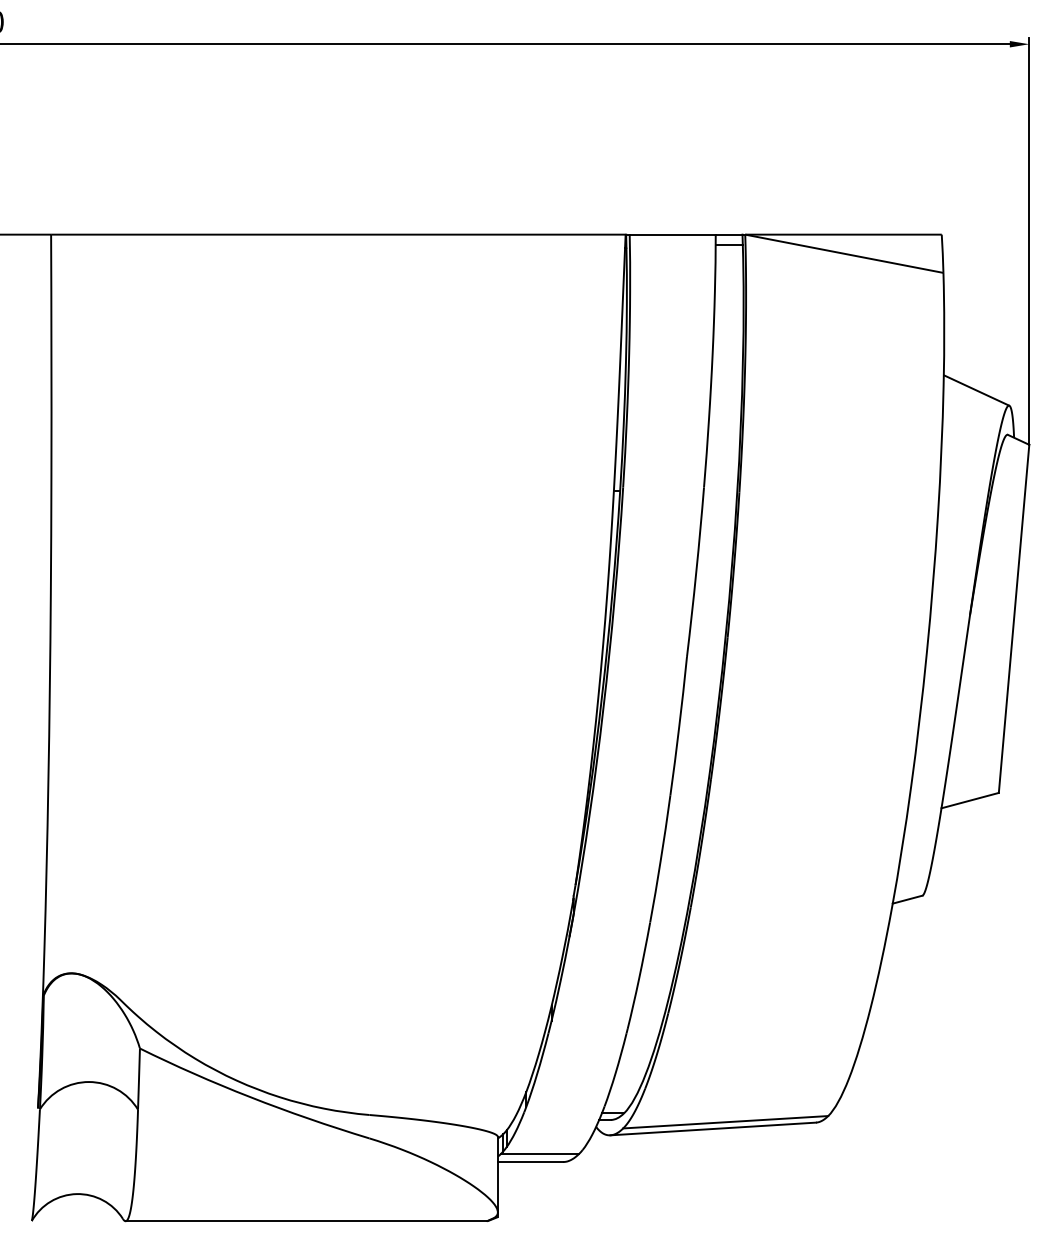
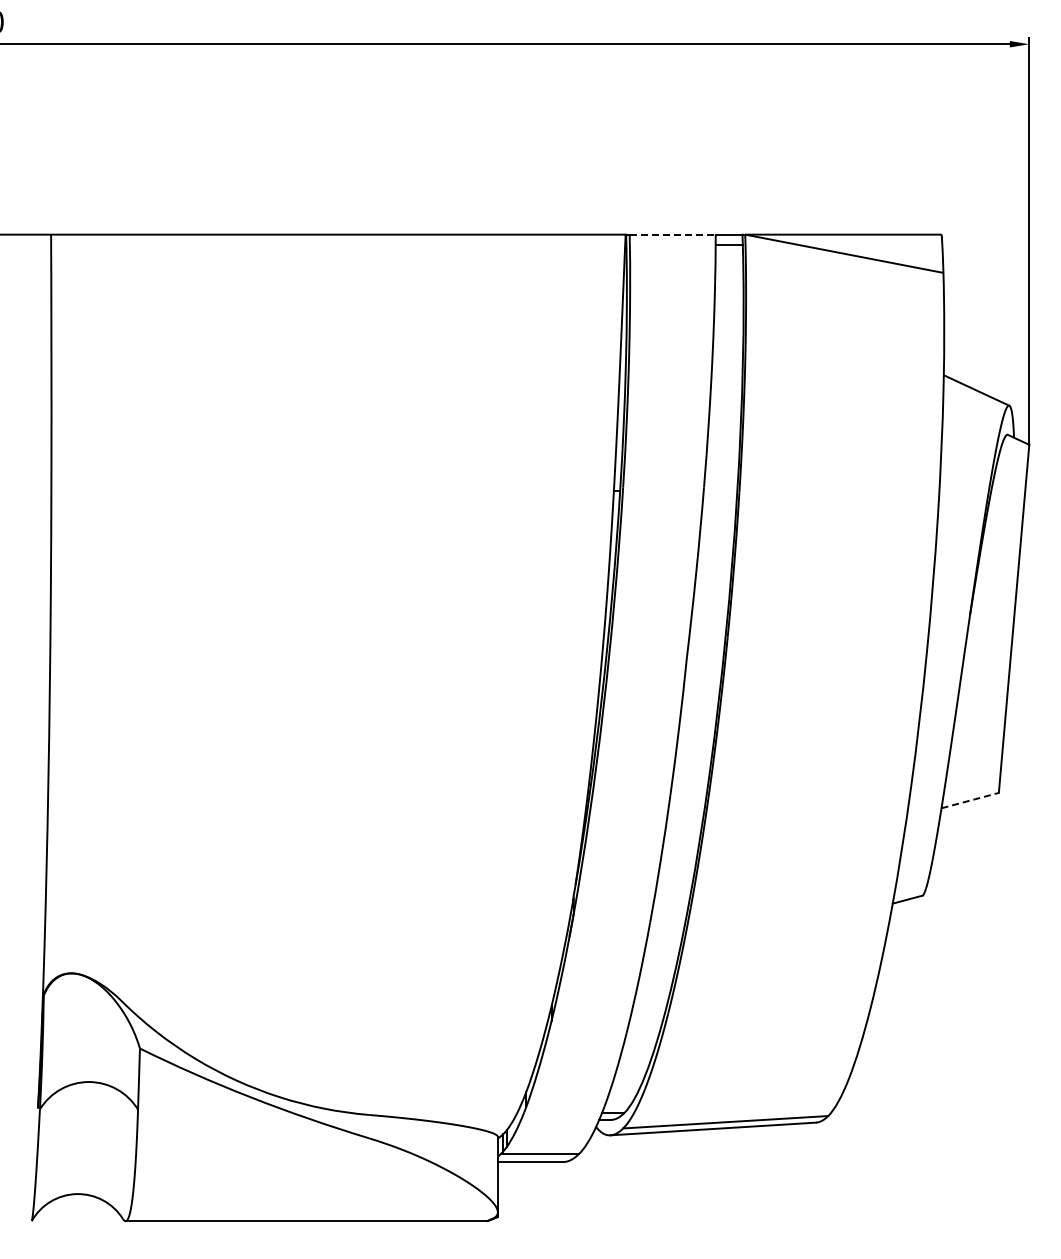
line: solid -> dashed (673, 234)
line: solid -> dashed (970, 800)
